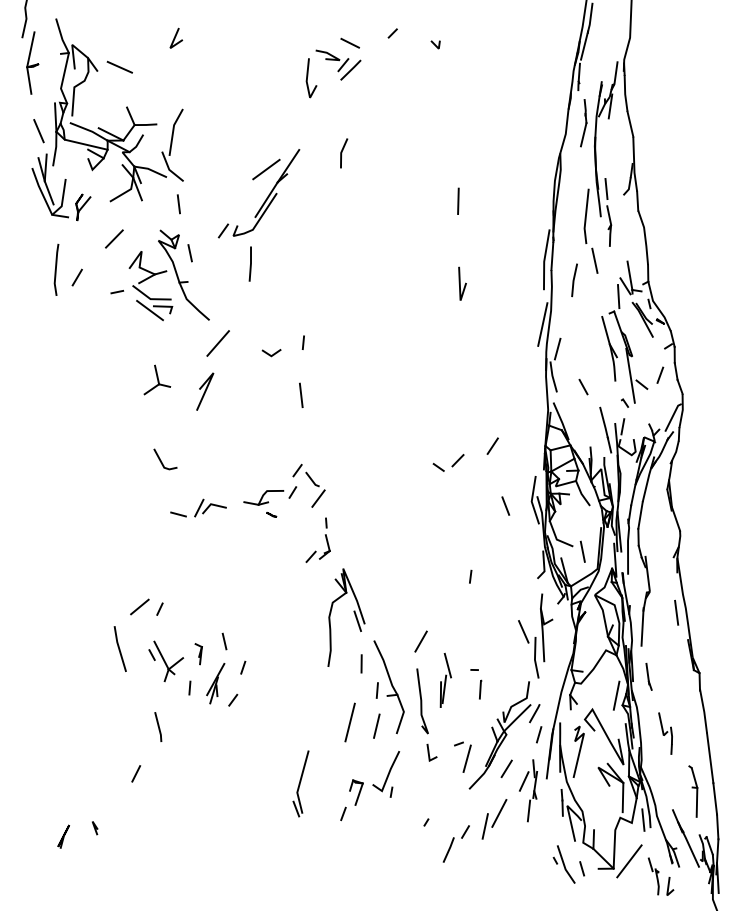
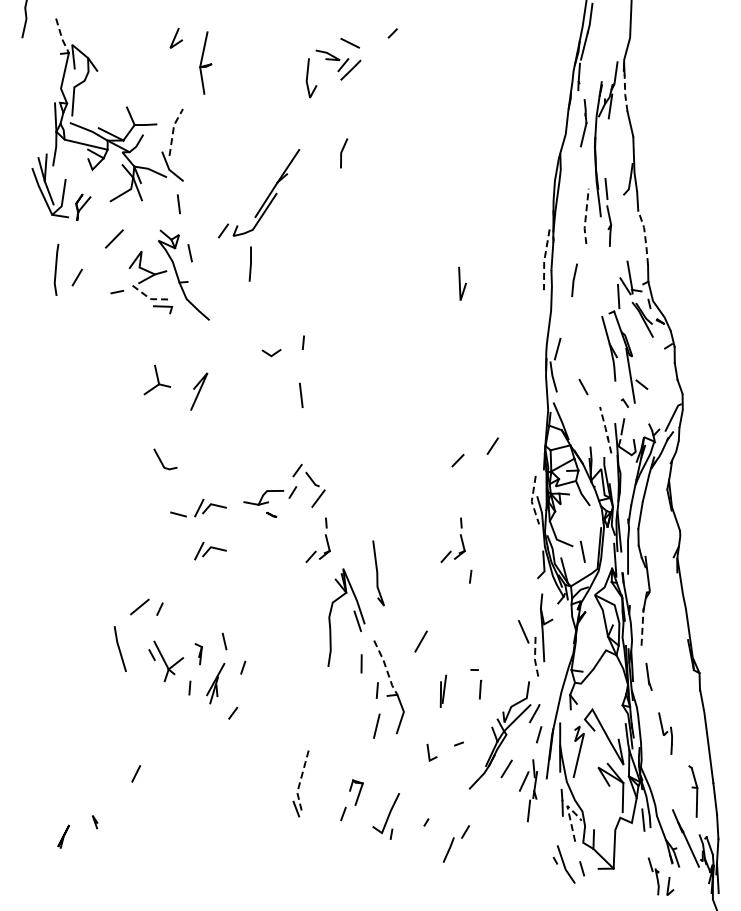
line: solid -> dashed (61, 37)
line: present -> none (435, 44)
part position: (32, 62) -> (205, 62) (205, 62)
line: present -> none (119, 66)
line: solid -> dashed (625, 93)
line: solid -> dashed (173, 130)
line: present -> none (38, 131)
line: present -> none (266, 169)
line: present -> none (458, 201)
line: solid -> dashed (585, 216)
line: solid -> dashed (645, 237)
line: solid -> dashed (544, 260)
line: present -> none (594, 260)
line: solid -> dashed (150, 299)
line: present -> none (149, 310)
line: present -> none (542, 324)
line: present -> none (217, 343)
line: present -> none (660, 374)
line position: (205, 391) -> (199, 391) (199, 391)
line: solid -> dashed (605, 429)
line: present -> none (438, 467)
line: solid -> dashed (531, 501)
line: present -> none (505, 505)
part: none -> present (460, 538)
part: none -> present (210, 550)
line: present -> none (676, 612)
line: solid -> dashed (642, 626)
line: solid -> dashed (534, 658)
line: present -> none (447, 665)
line: solid -> dashed (386, 667)
line: present -> none (616, 695)
line position: (233, 700) -> (233, 713) (233, 713)
line position: (422, 701) -> (378, 573) (378, 573)
line: present -> none (349, 722)
line: present -> none (158, 726)
line: present -> none (466, 758)
part position: (386, 774) -> (386, 816) (386, 816)
line: solid -> dashed (299, 783)
line: solid -> dashed (568, 811)
line: present -> none (499, 813)
line: present -> none (484, 826)
line position: (95, 828) -> (95, 822) (95, 822)
line: present -> none (629, 861)
